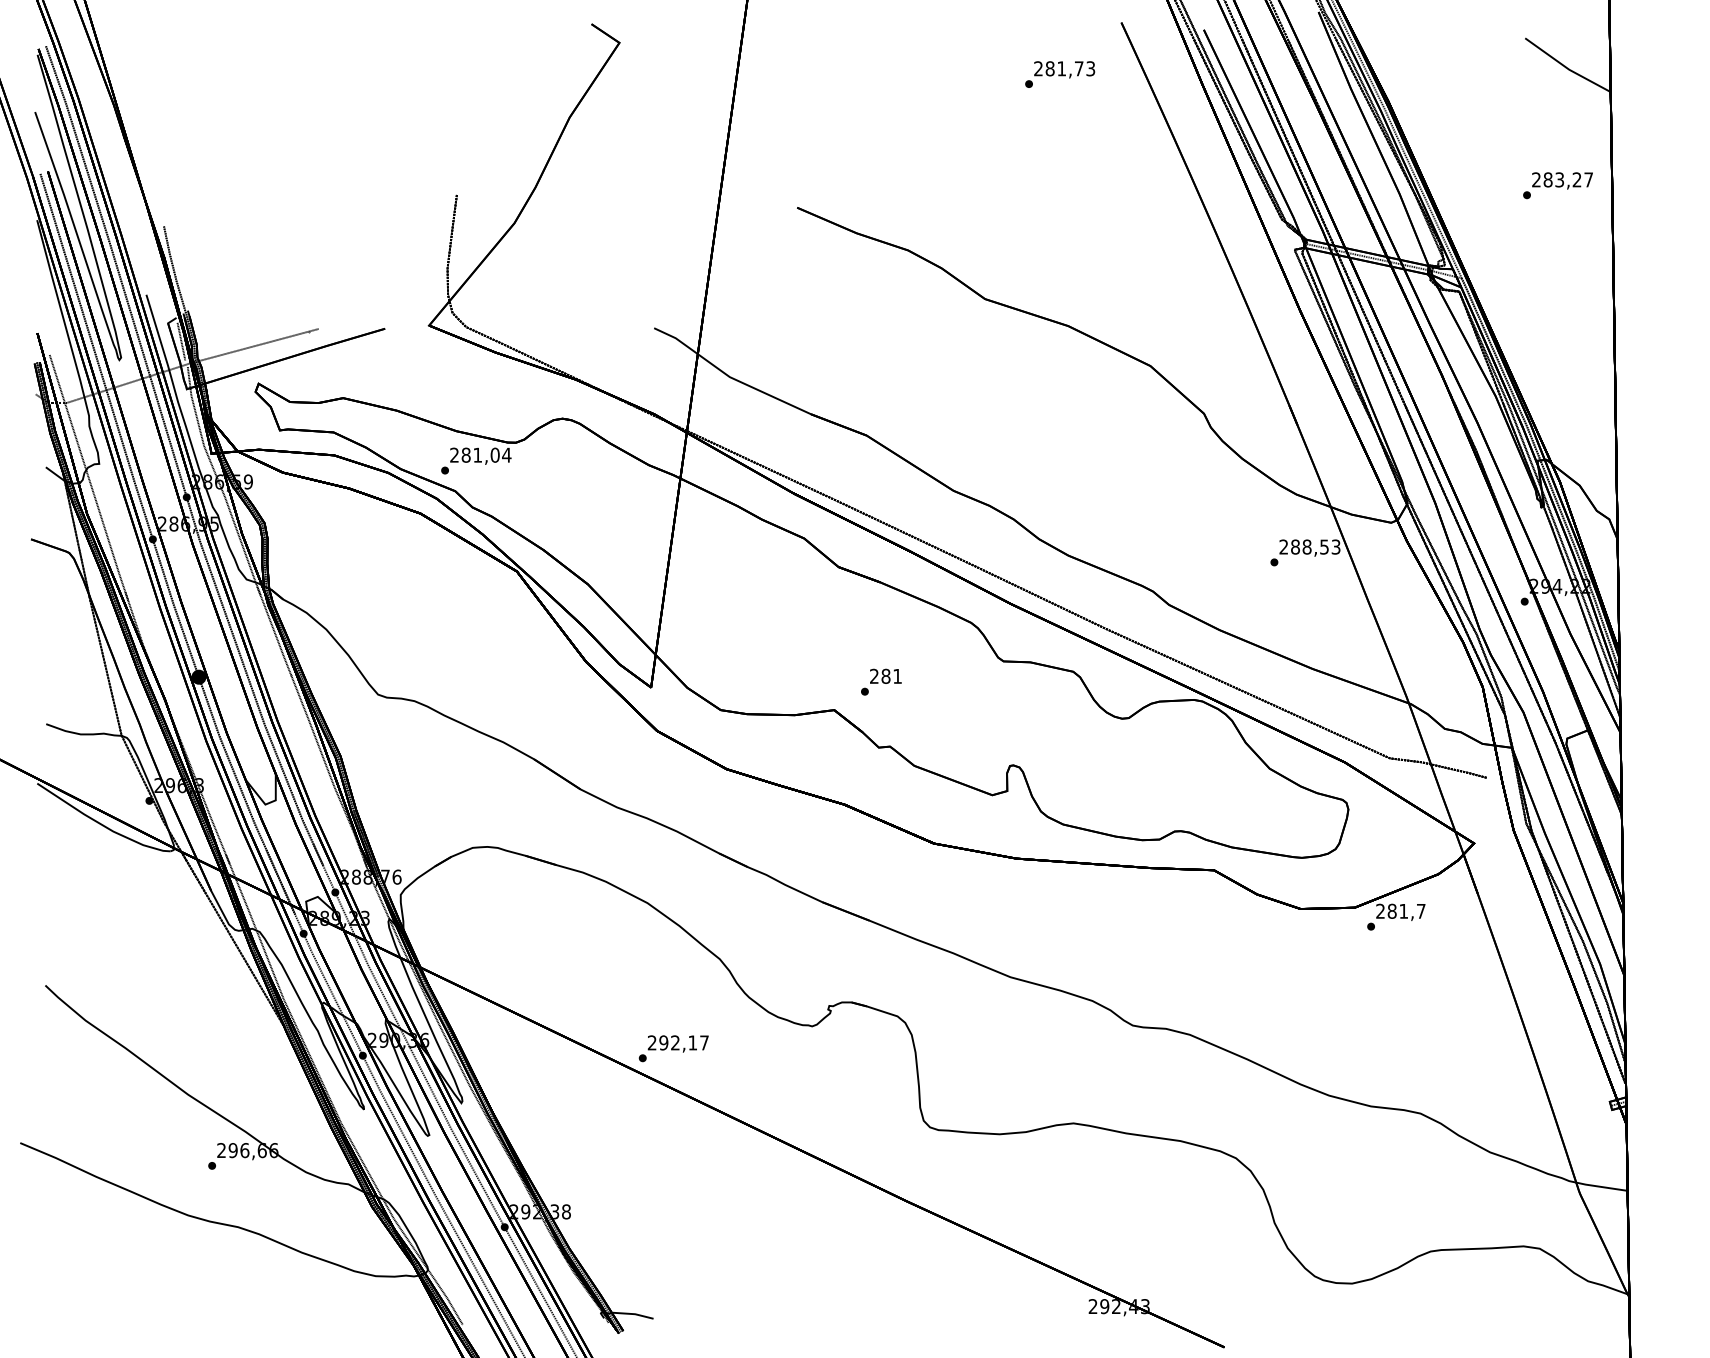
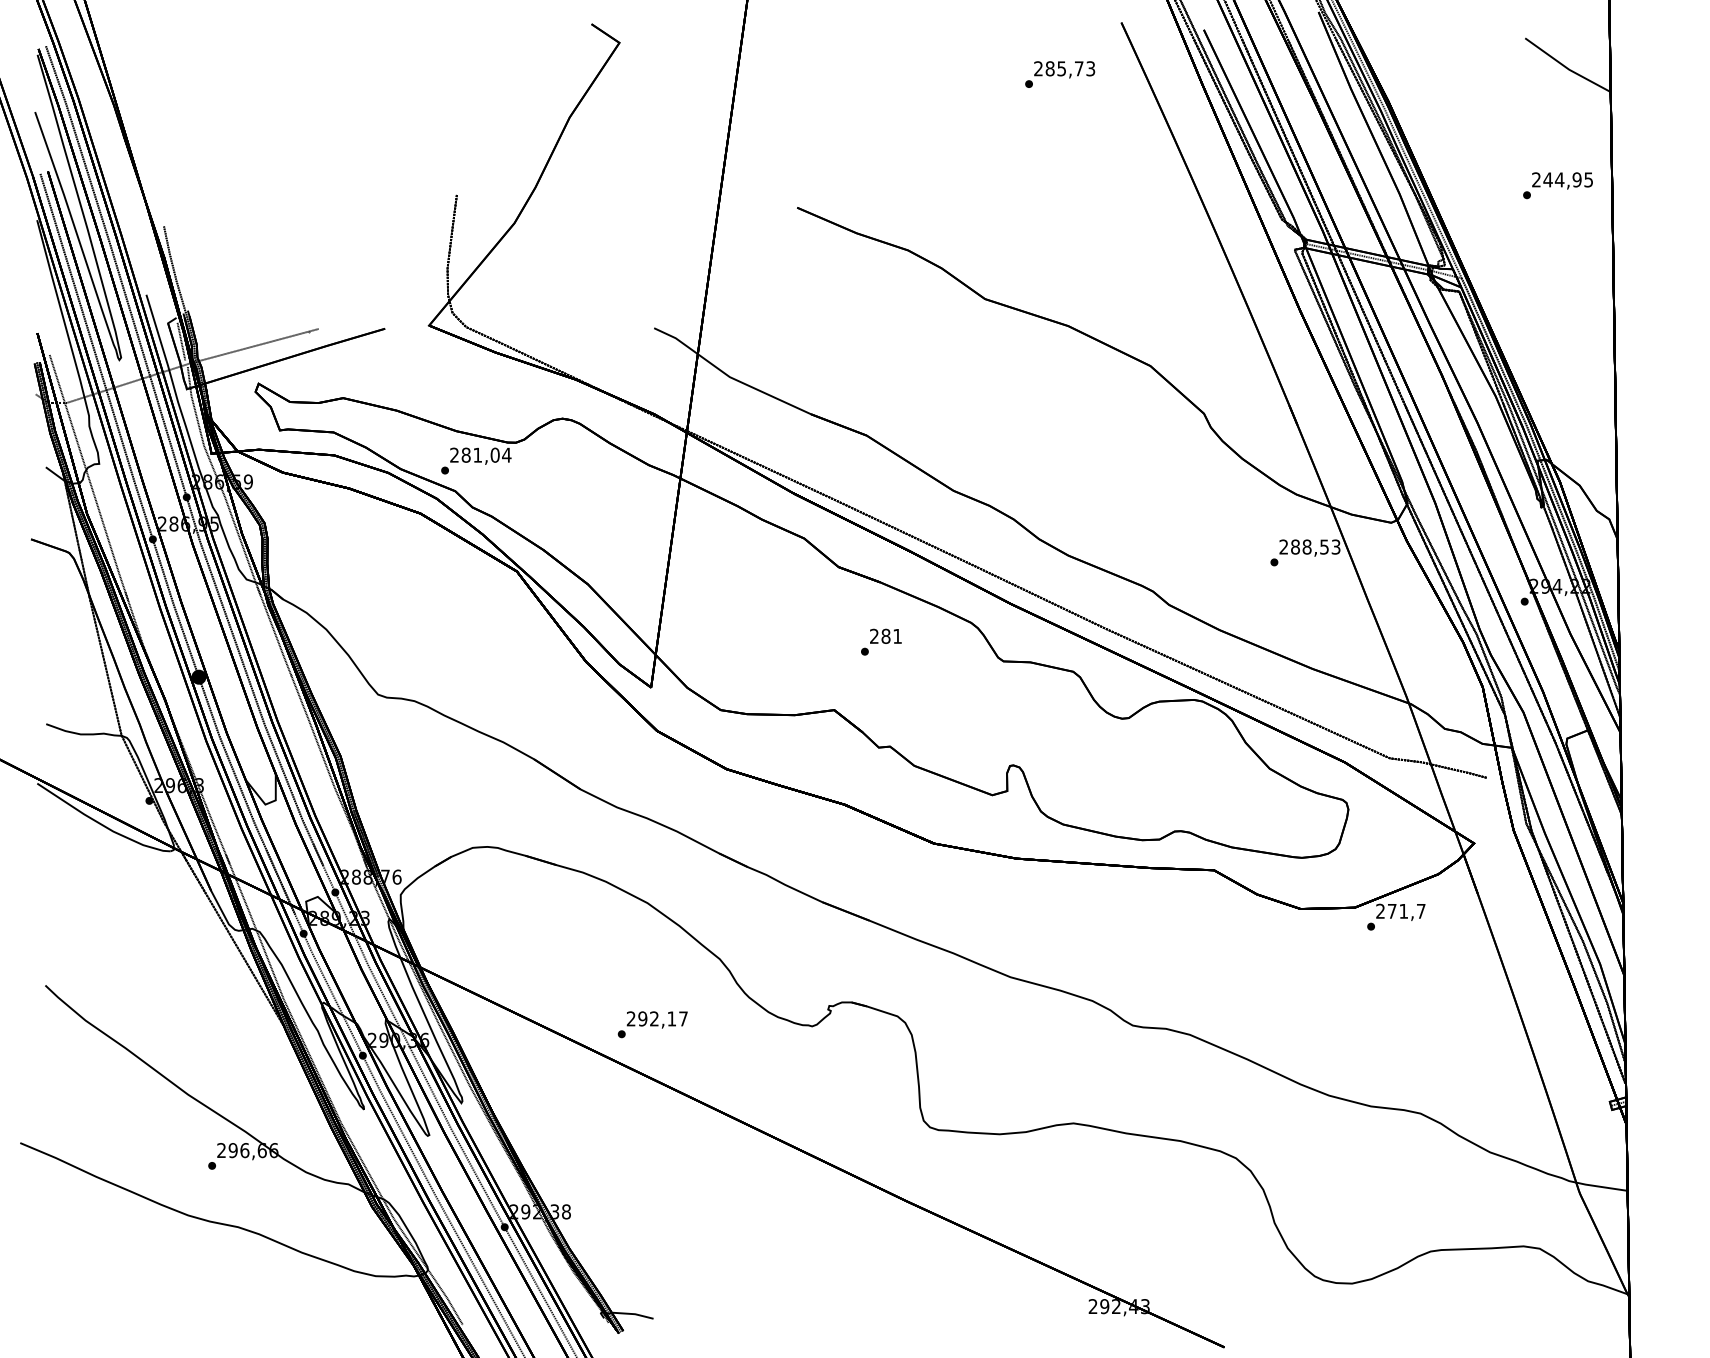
text: 281,73 -> 285,73 (1061, 68)
text: 283,27 -> 244,95 (1567, 179)
text position: (881, 681) -> (881, 641) (881, 641)
text: 281,7 -> 271,7 (1391, 910)
text position: (673, 1048) -> (652, 1024) (652, 1024)
